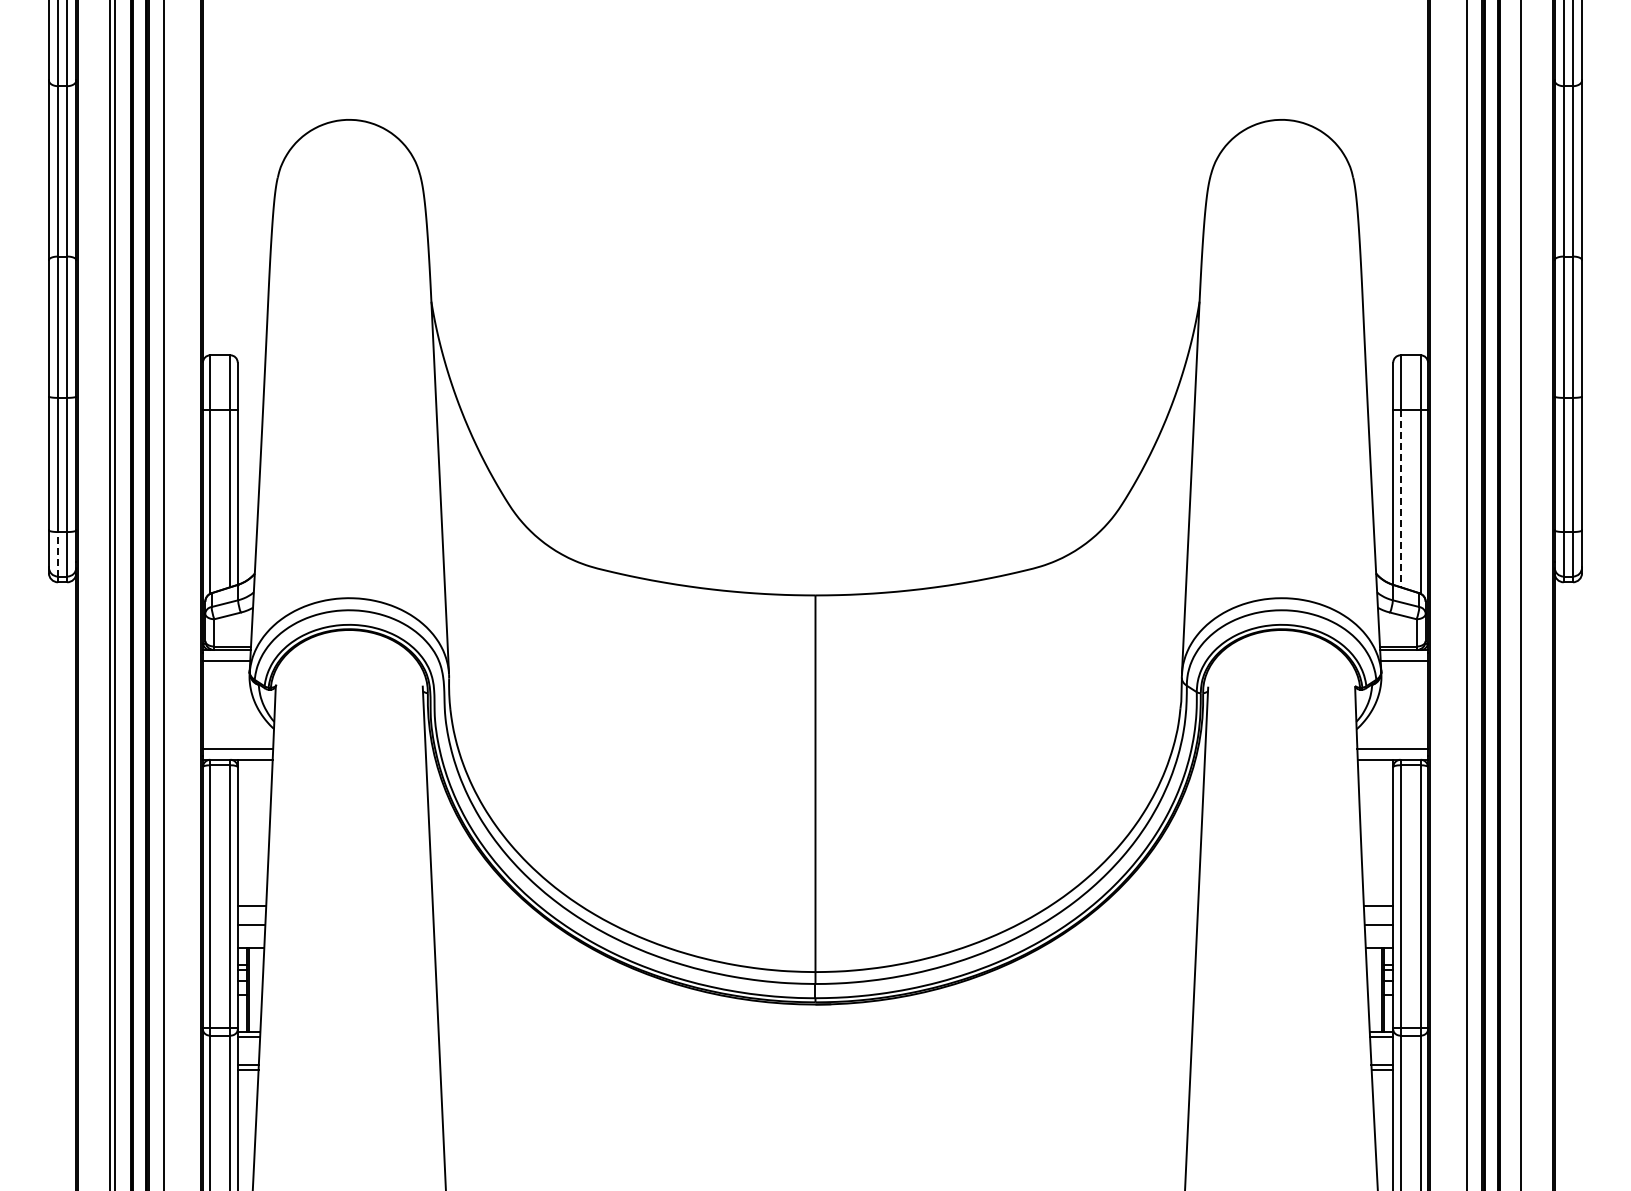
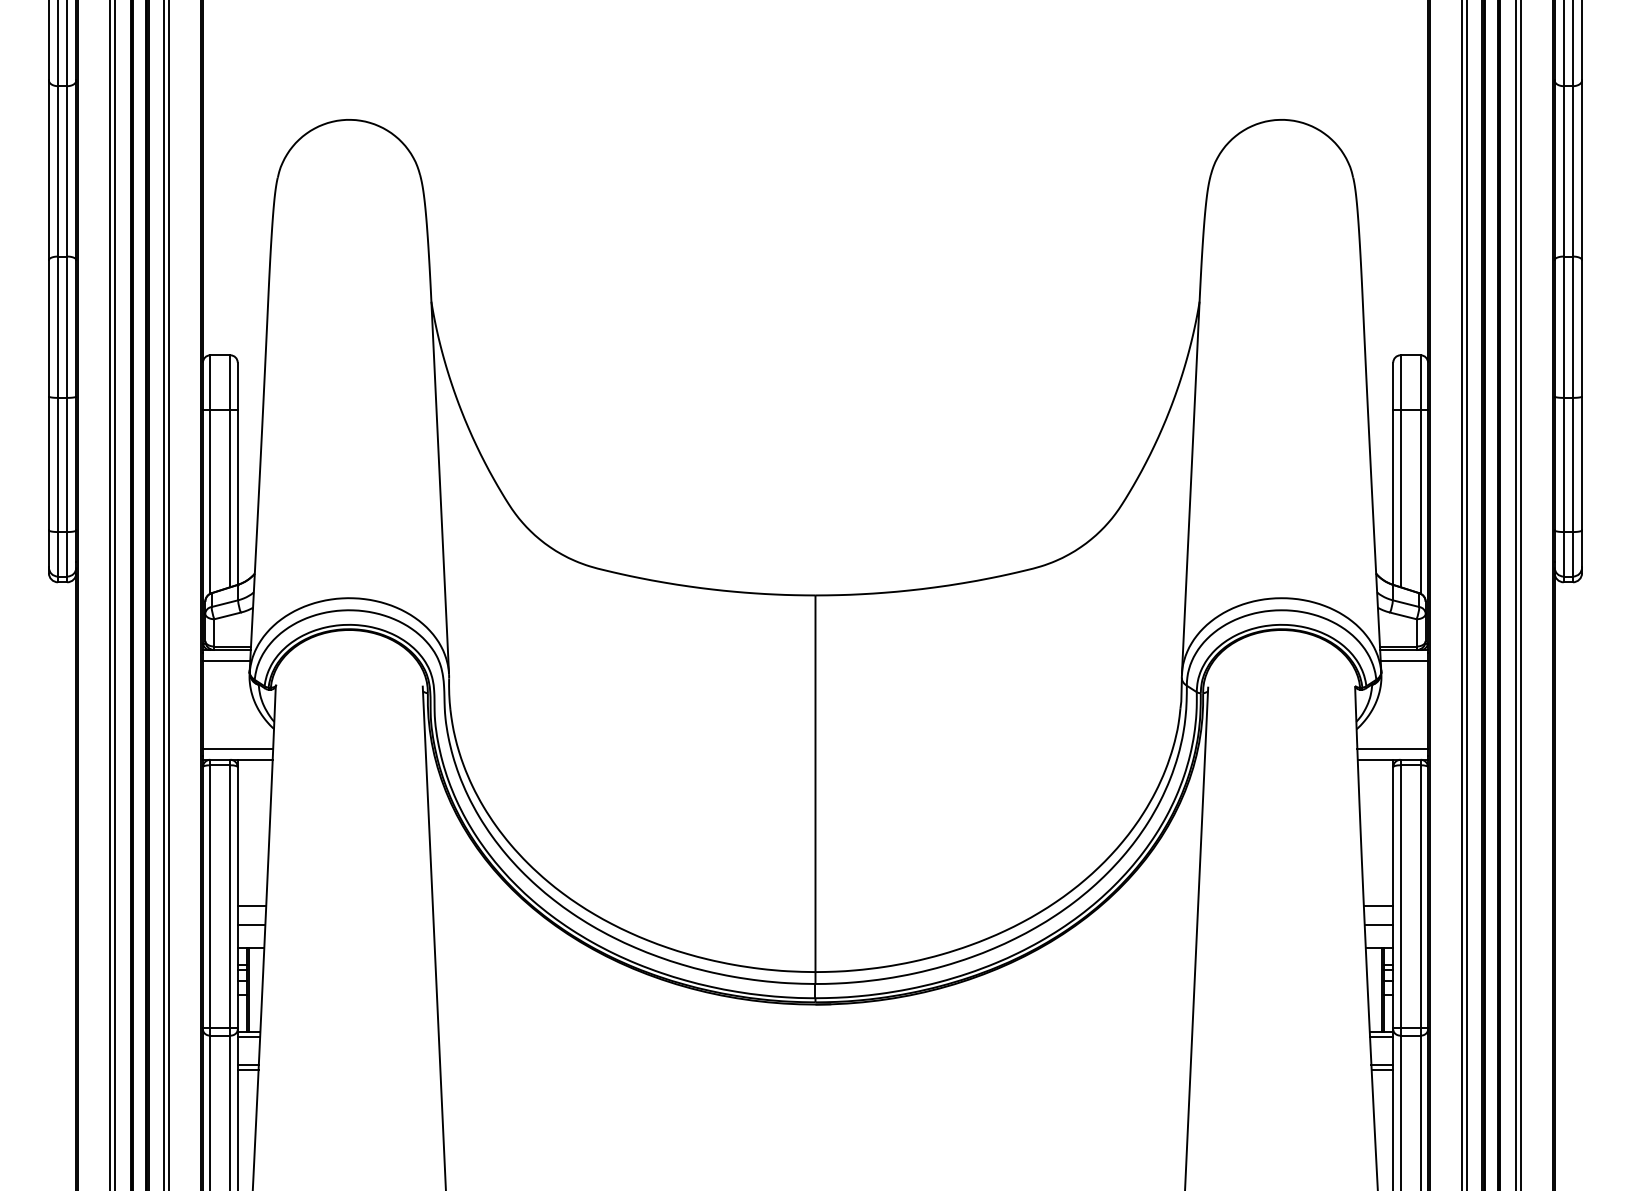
line: dashed -> solid (1400, 498)
line: dashed -> solid (58, 553)
line: none -> present (169, 594)
line: none -> present (1461, 594)
line: none -> present (1515, 594)
